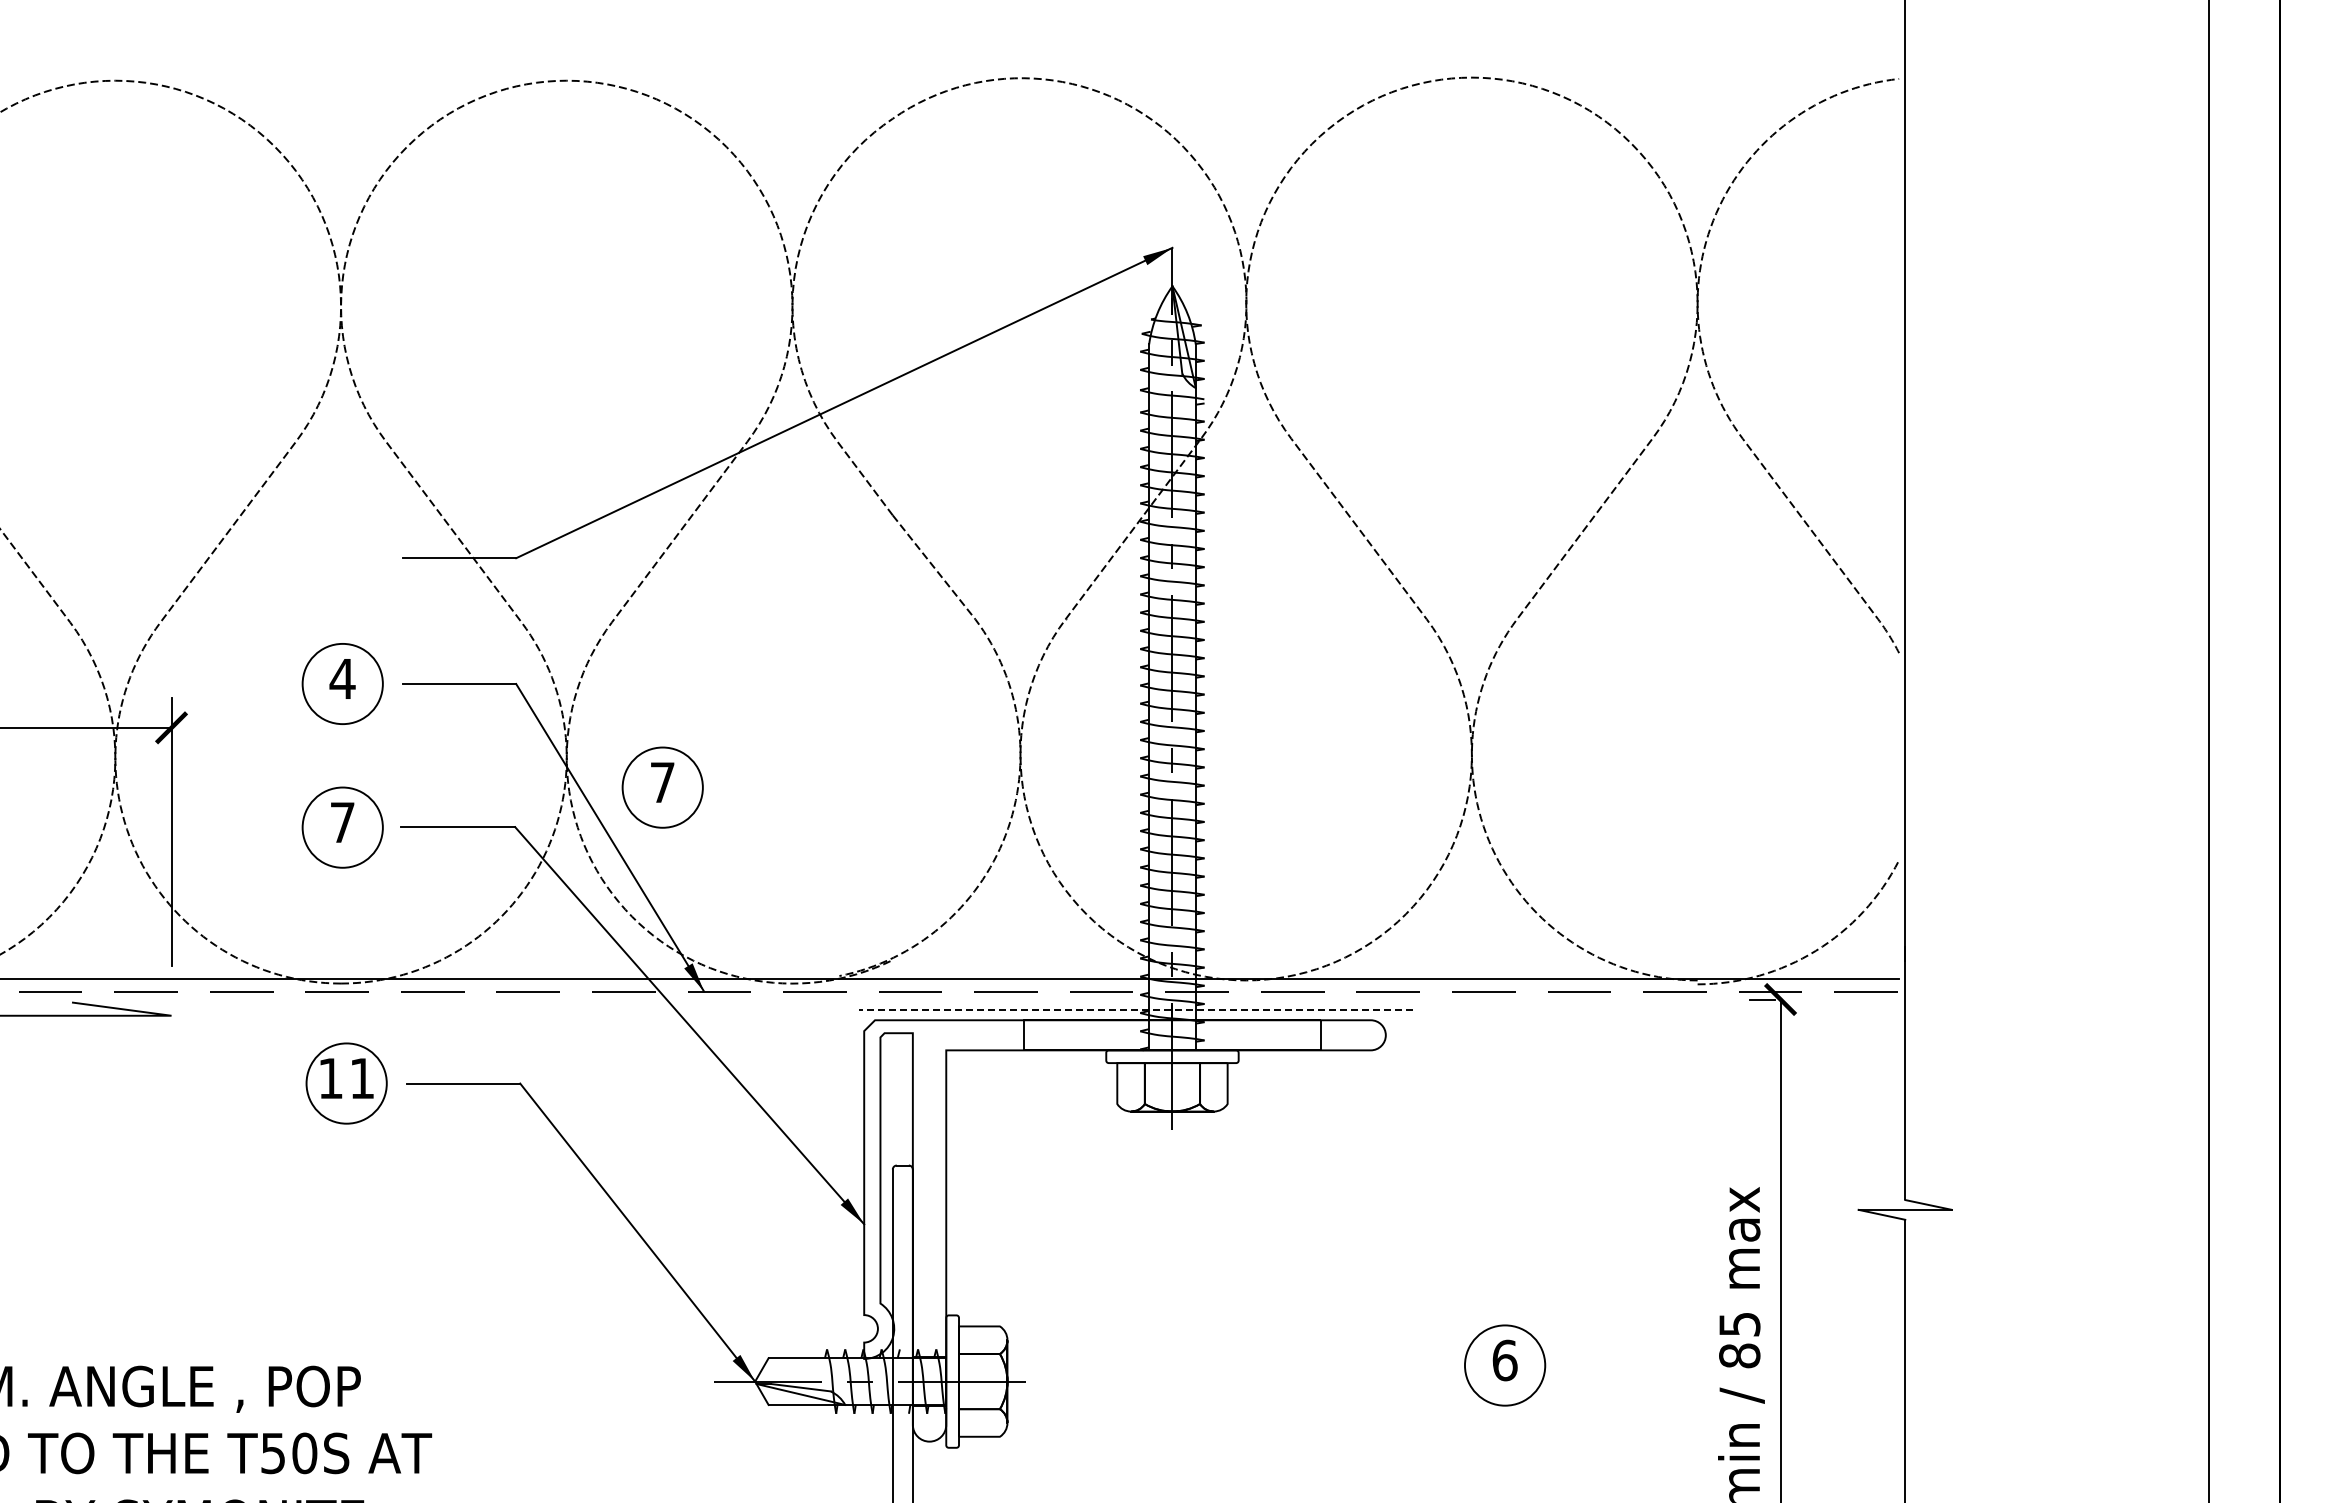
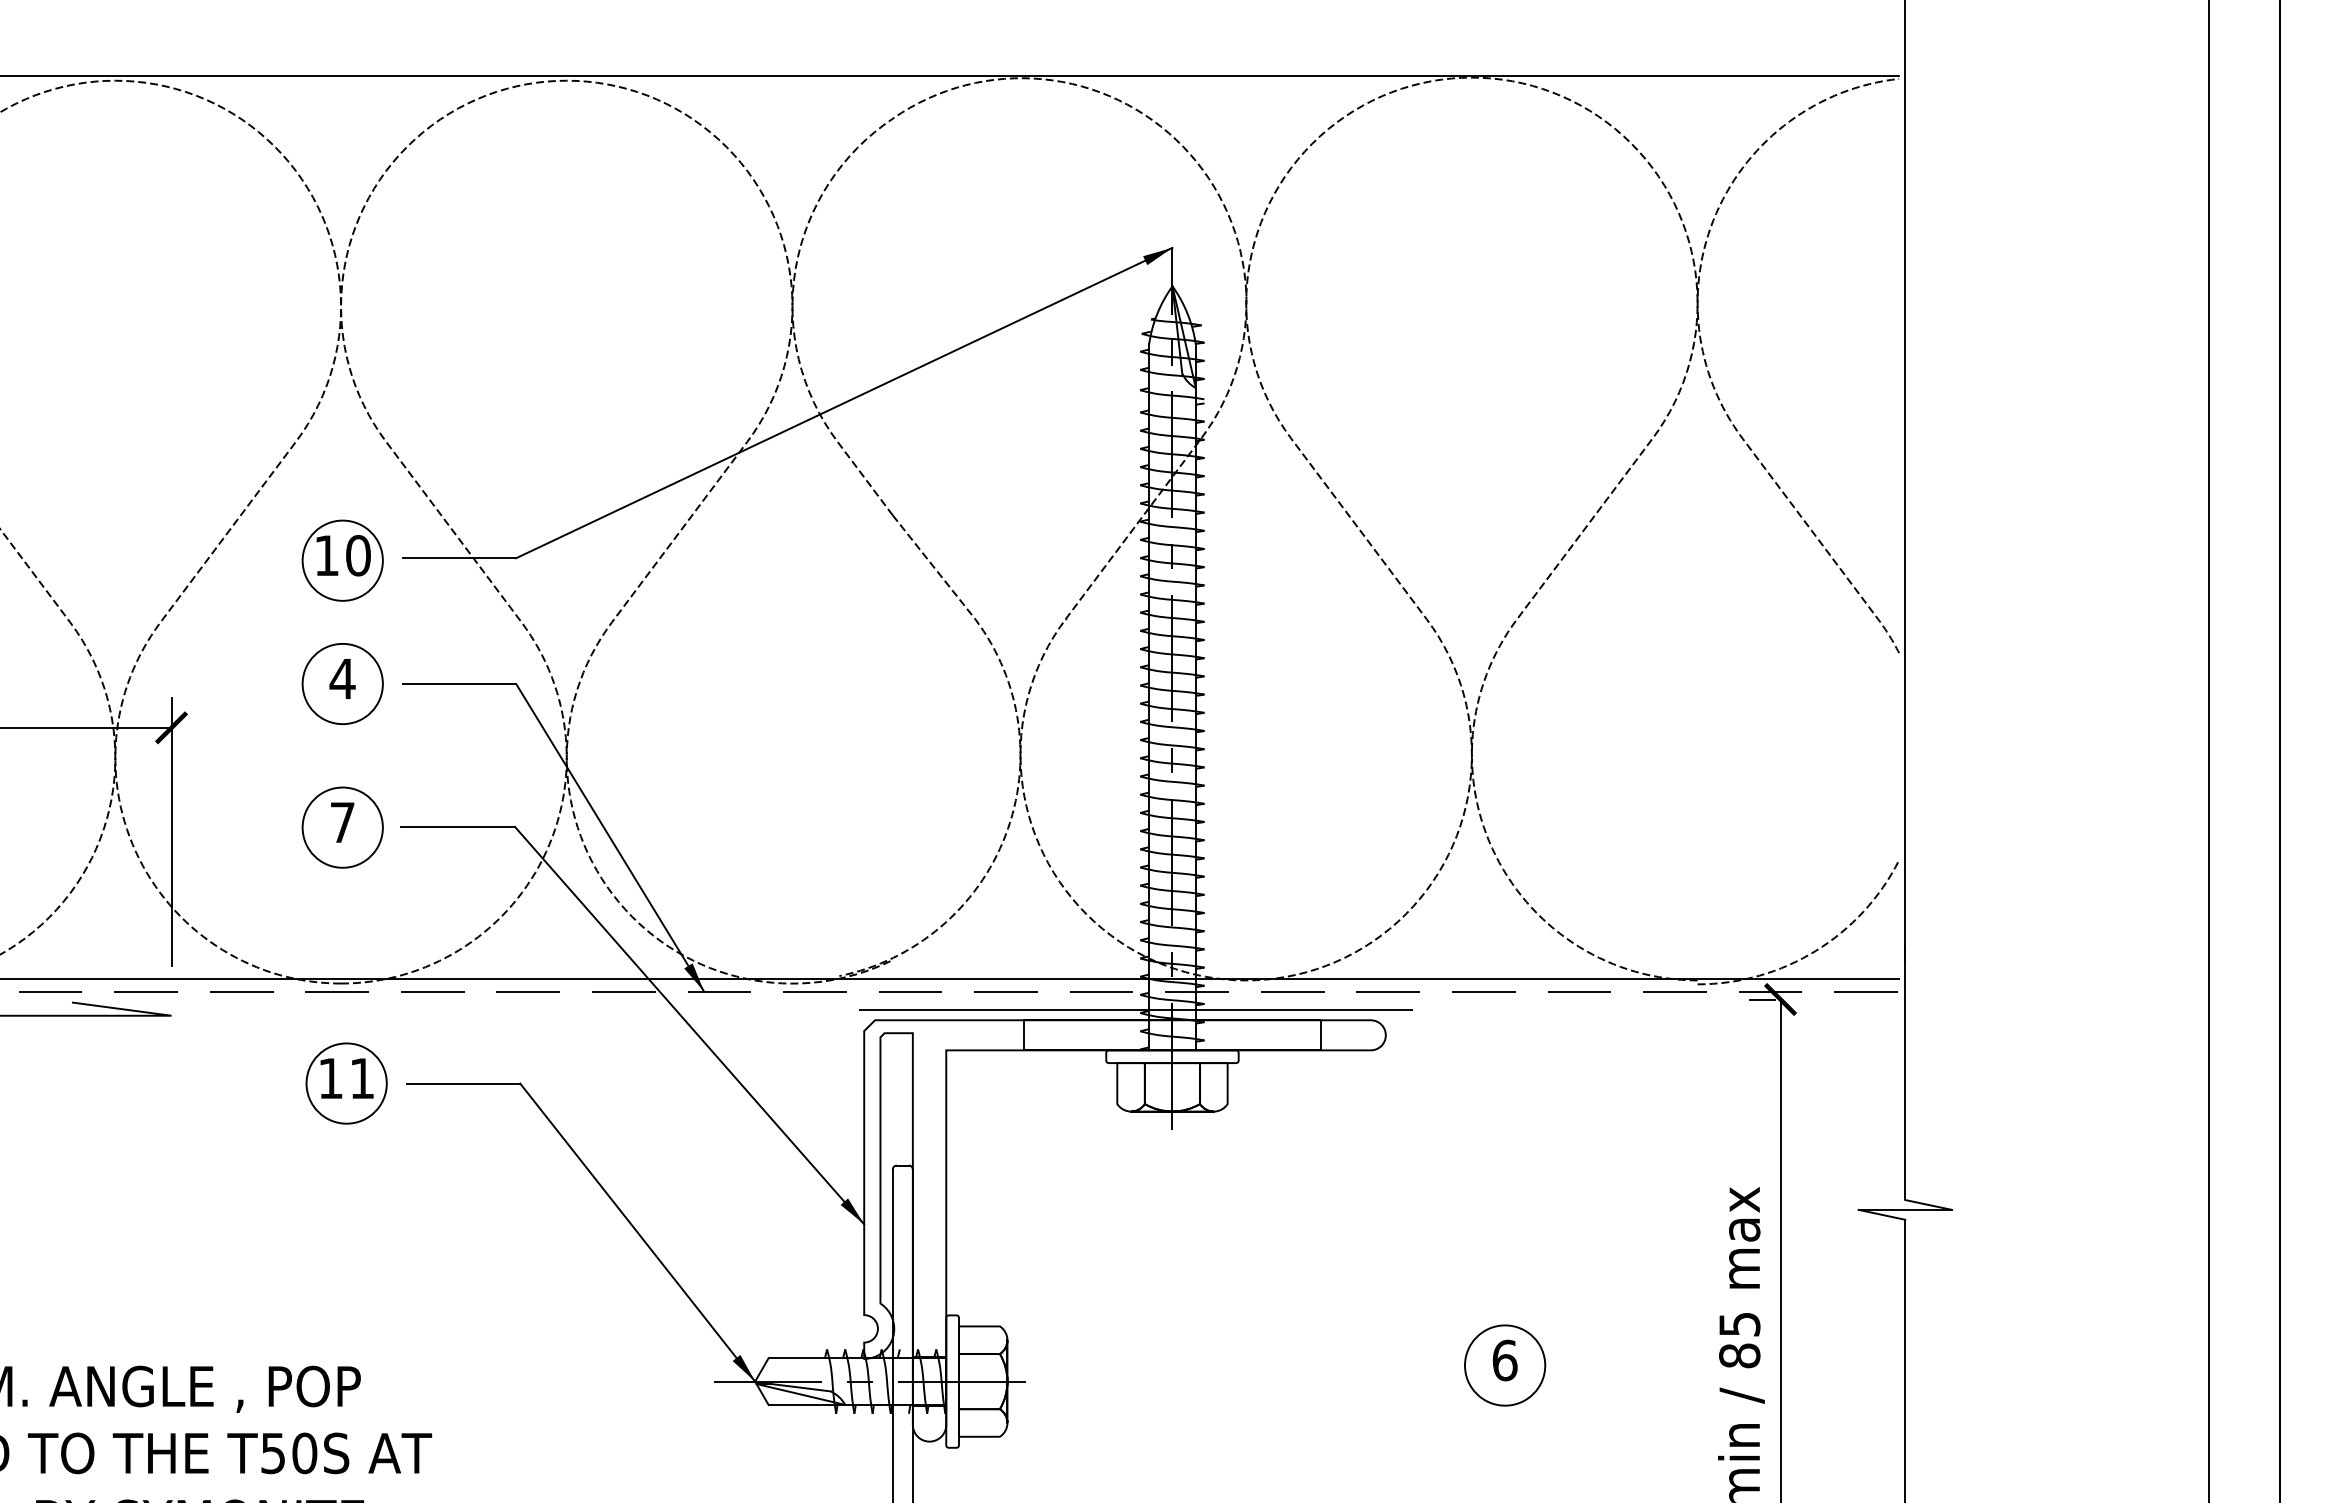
line: none -> present (950, 76)
part: none -> present (342, 560)
part: present -> none (662, 787)
line: dashed -> solid (1135, 1009)
